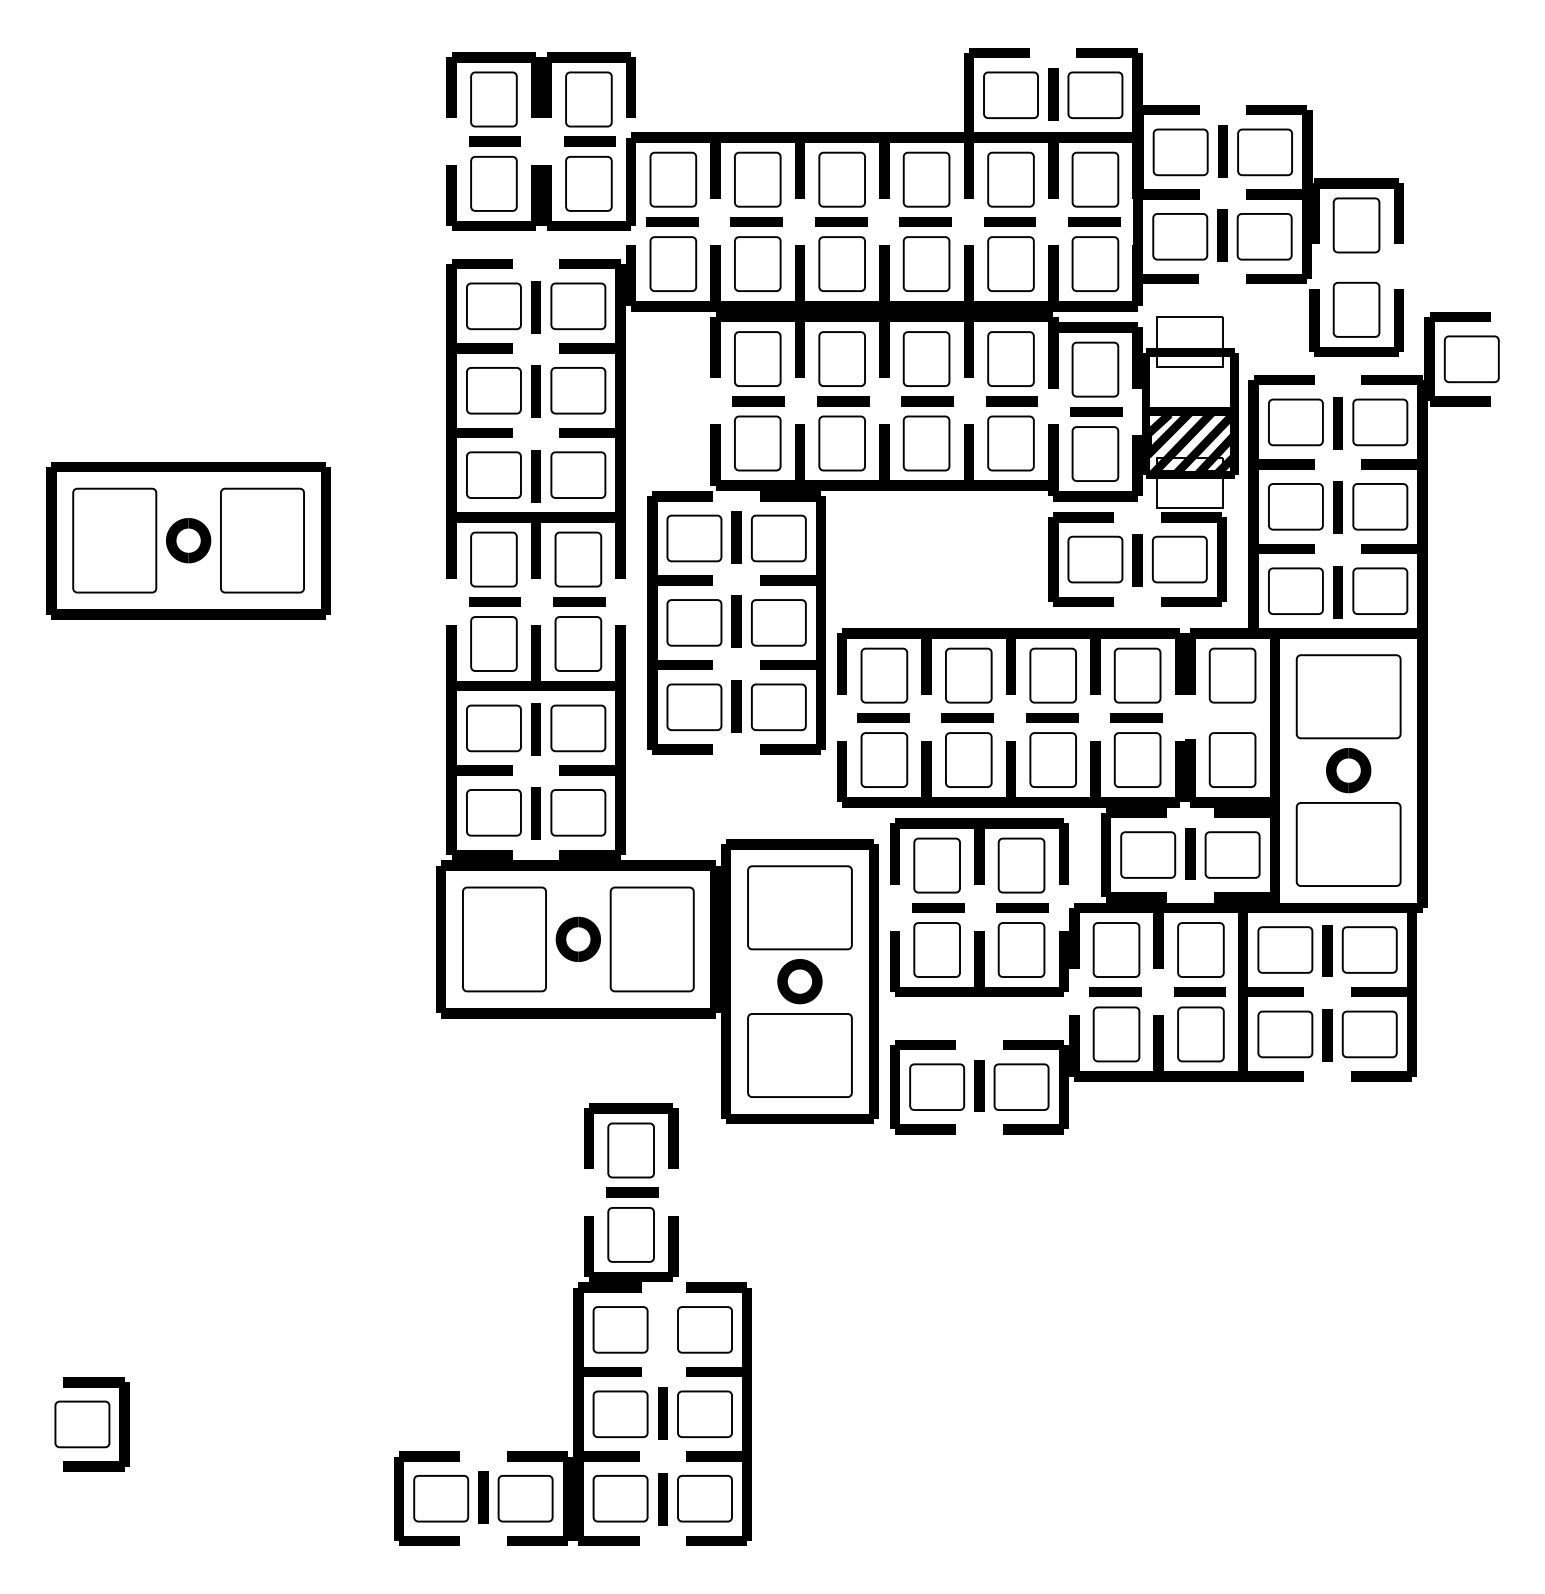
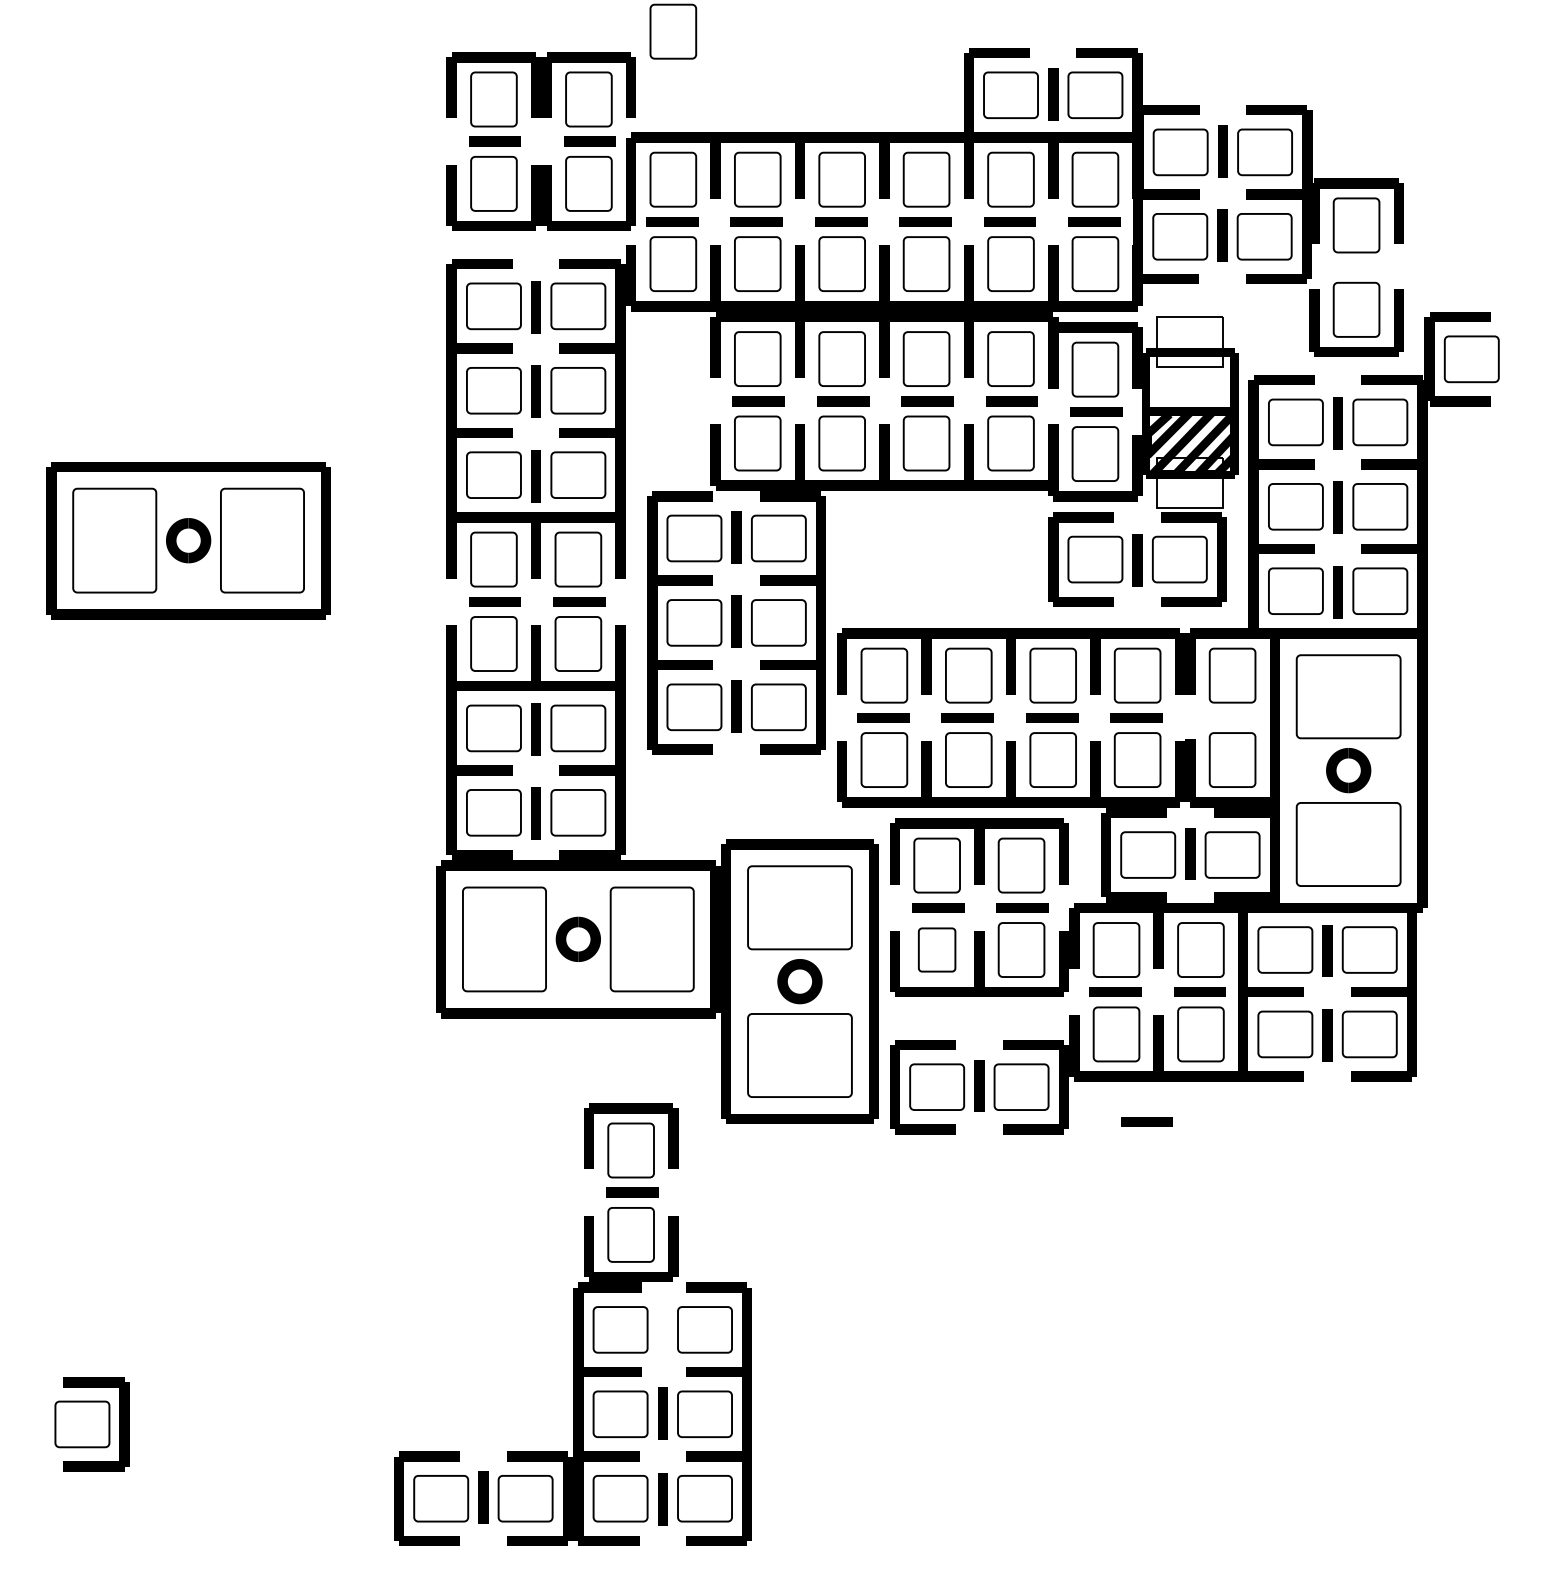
part: none -> present (673, 31)
part size: 48x56 px -> 39x46 px (937, 949)
line: none -> present (1146, 1121)
